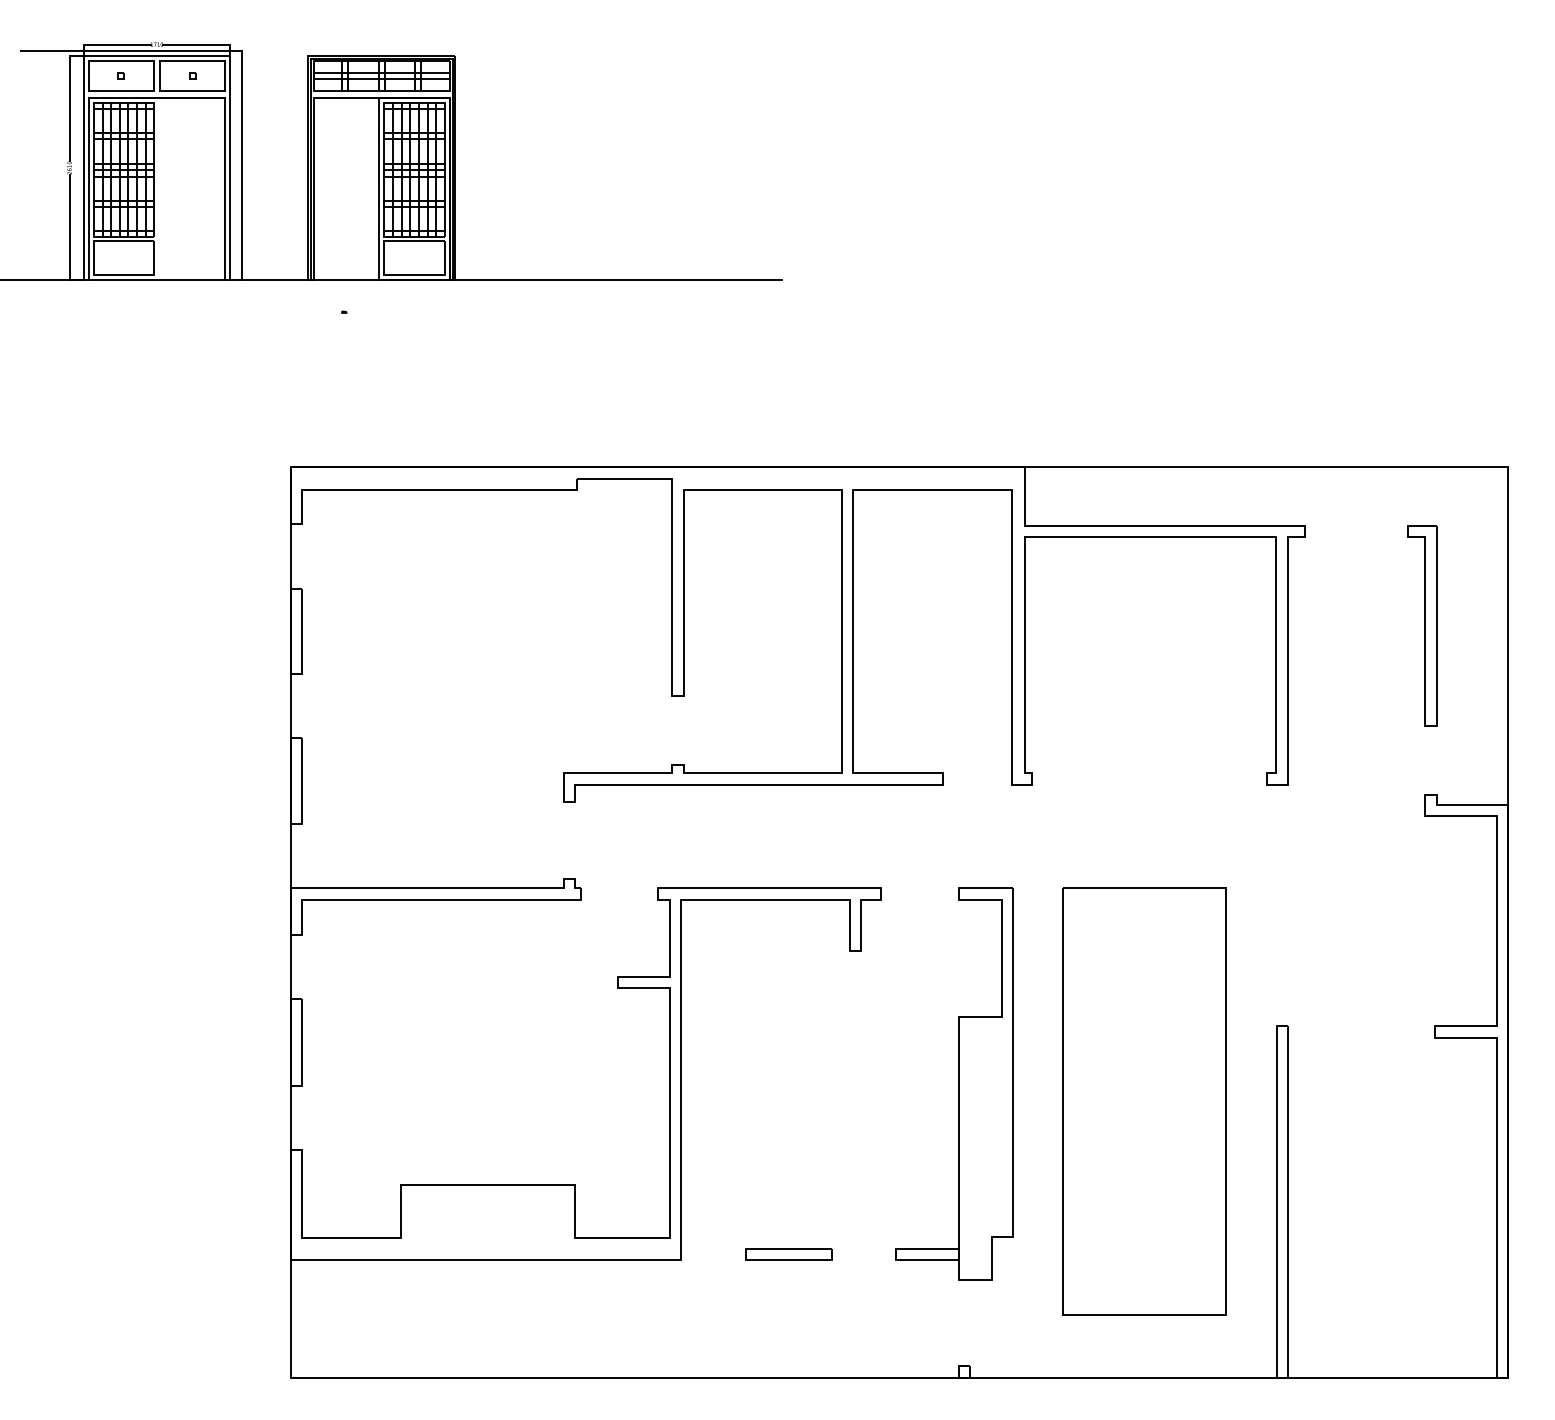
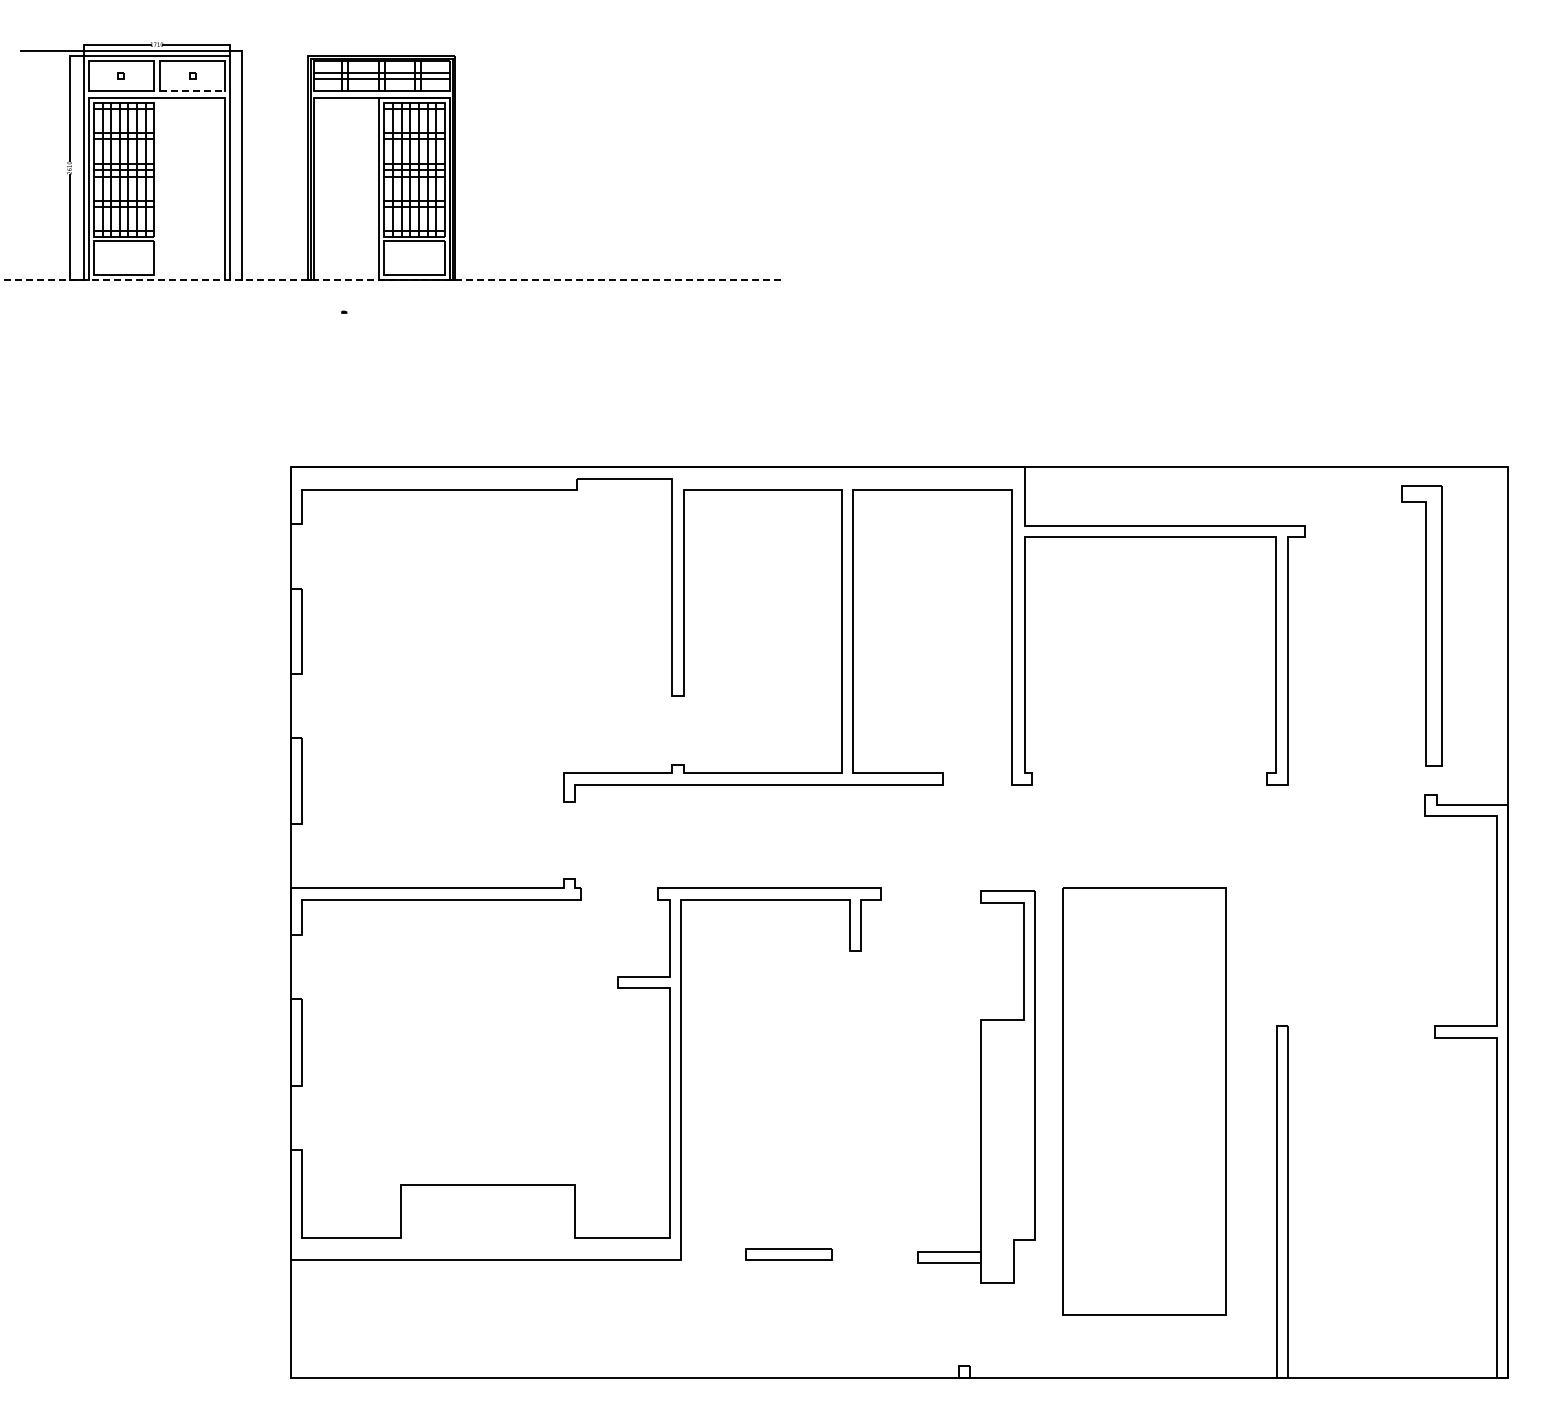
line: solid -> dashed (192, 91)
line: solid -> dashed (391, 280)
part size: 31x202 px -> 42x282 px (1421, 625)
part position: (954, 1083) -> (976, 1086) (976, 1086)
